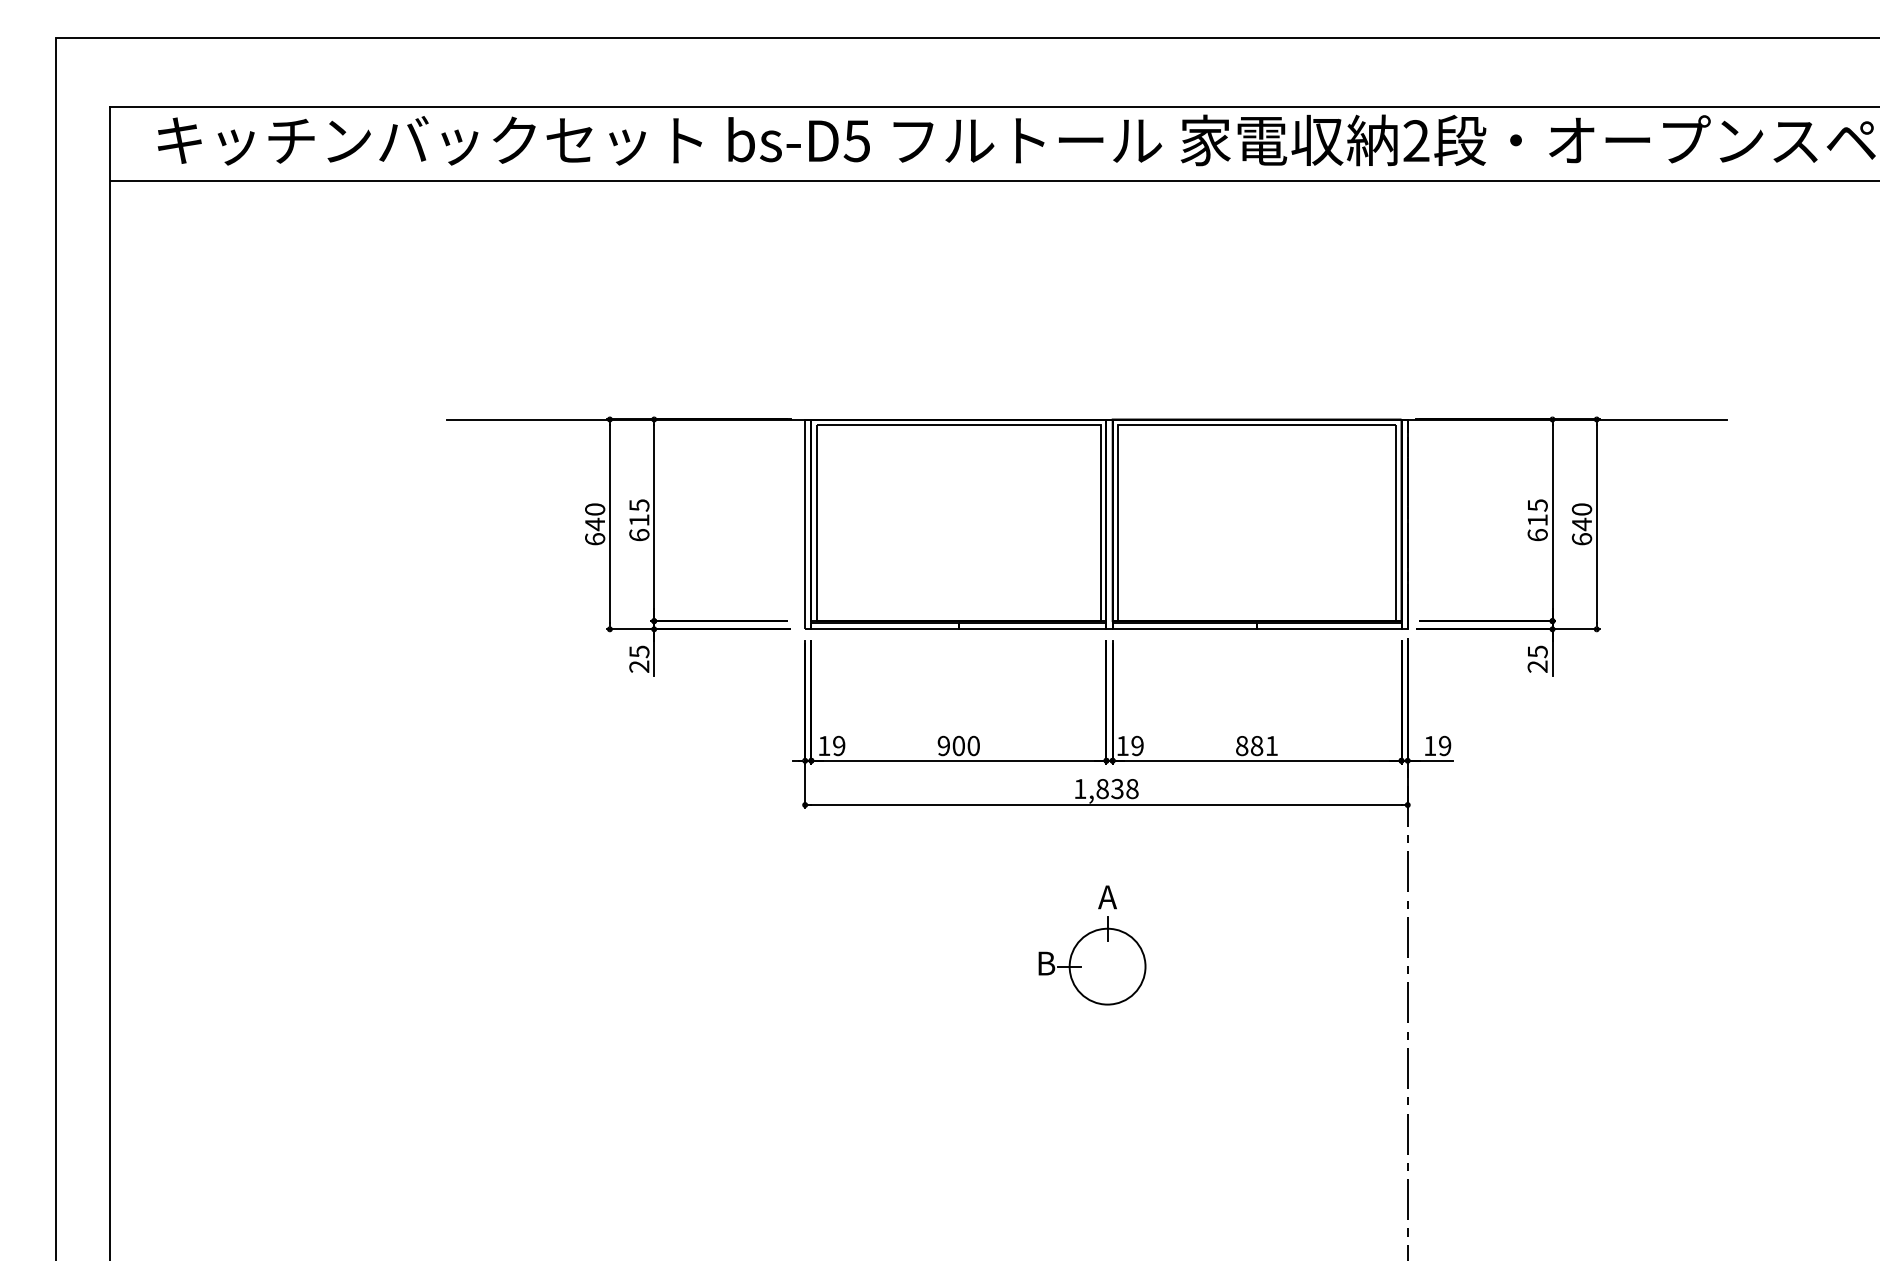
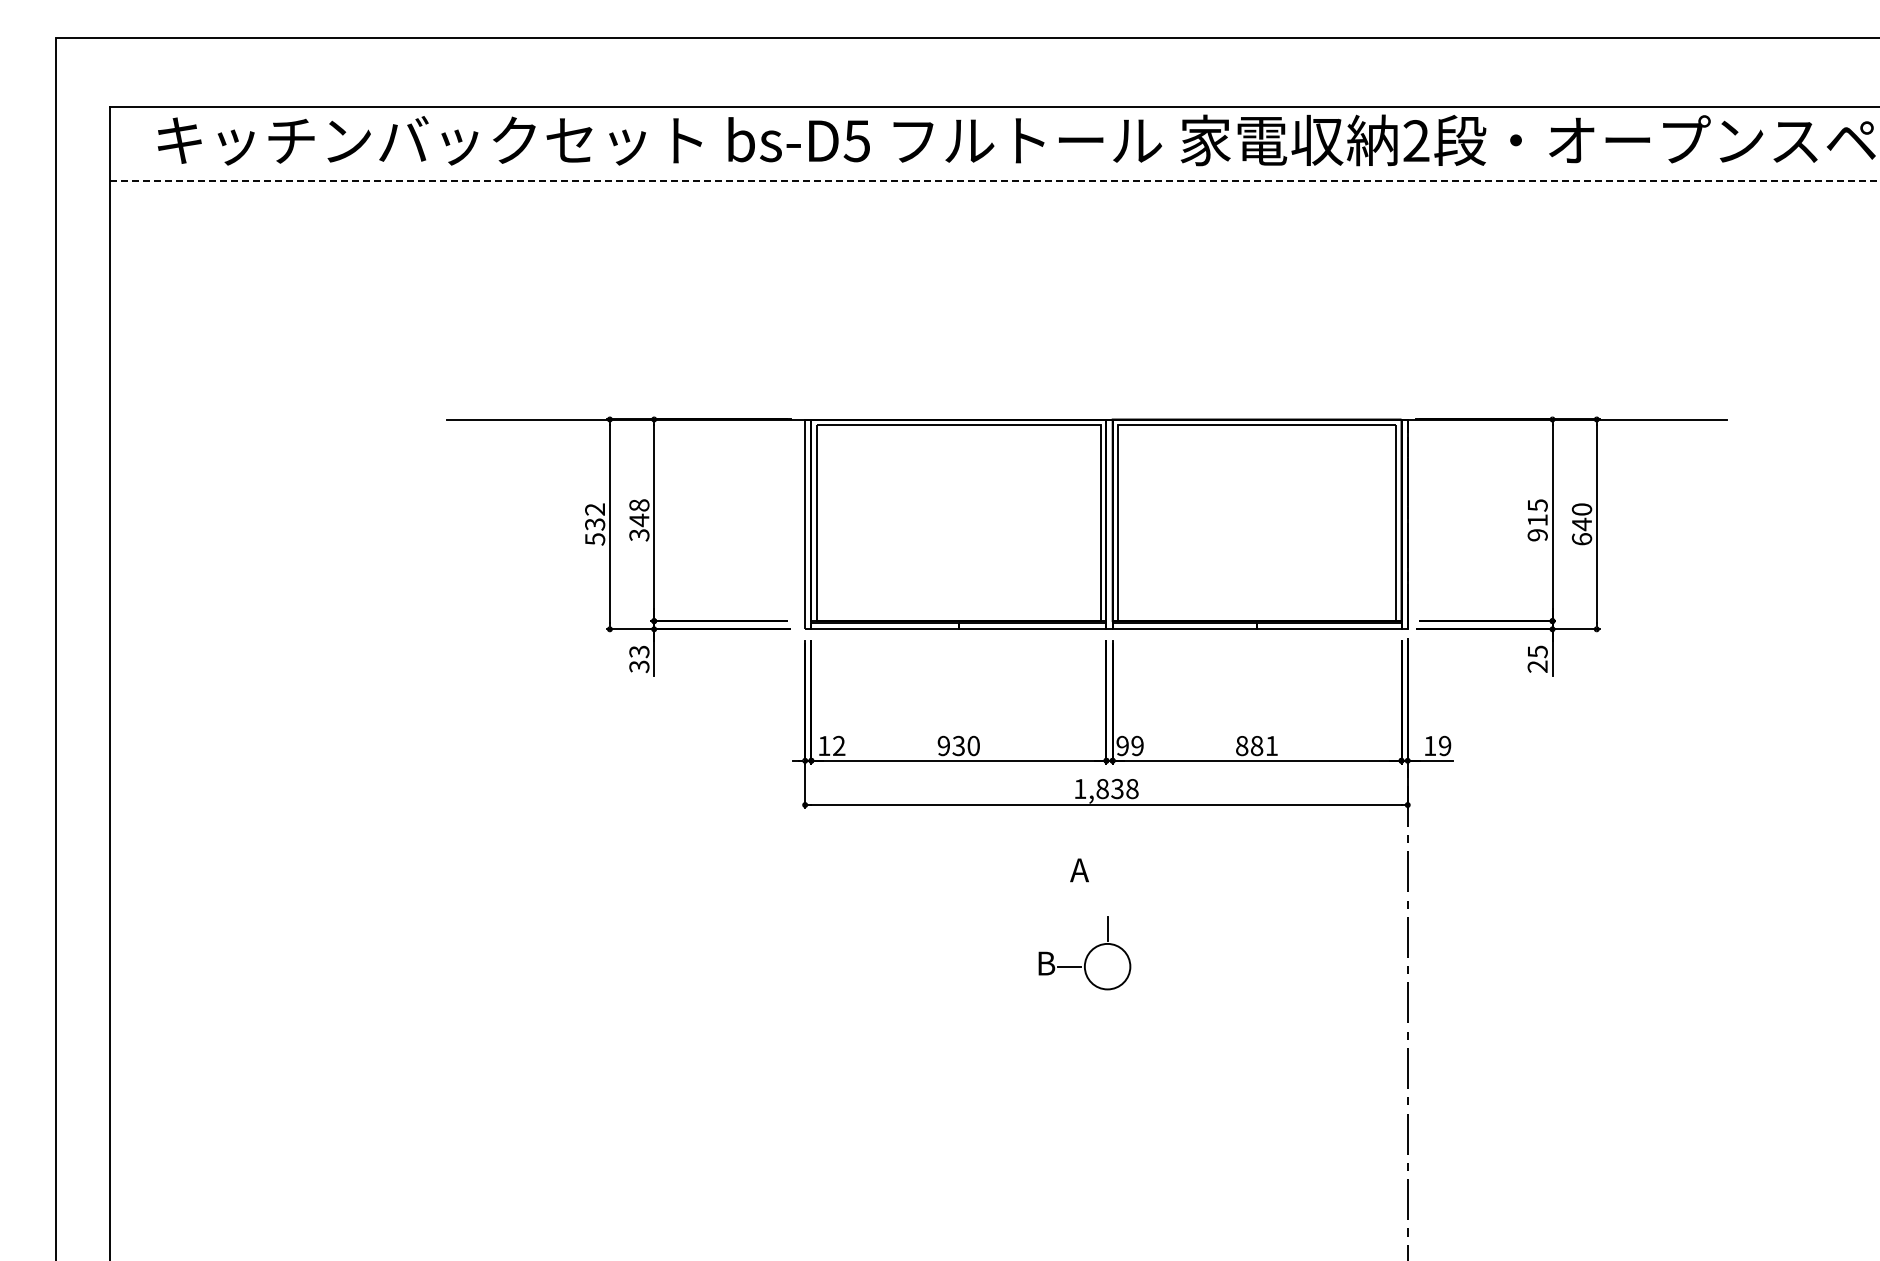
line: solid -> dashed (994, 181)
text: 615 -> 348 (639, 520)
text: 640 -> 532 (595, 524)
text: 615 -> 915 (1537, 535)
text: 25 -> 33 (639, 659)
text: 900 -> 930 (958, 745)
text: 19 -> 99 (1122, 745)
text: 19 -> 12 (839, 746)
text position: (1107, 897) -> (1079, 870) (1079, 870)
circle diameter: 76 px -> 46 px (1107, 966)
